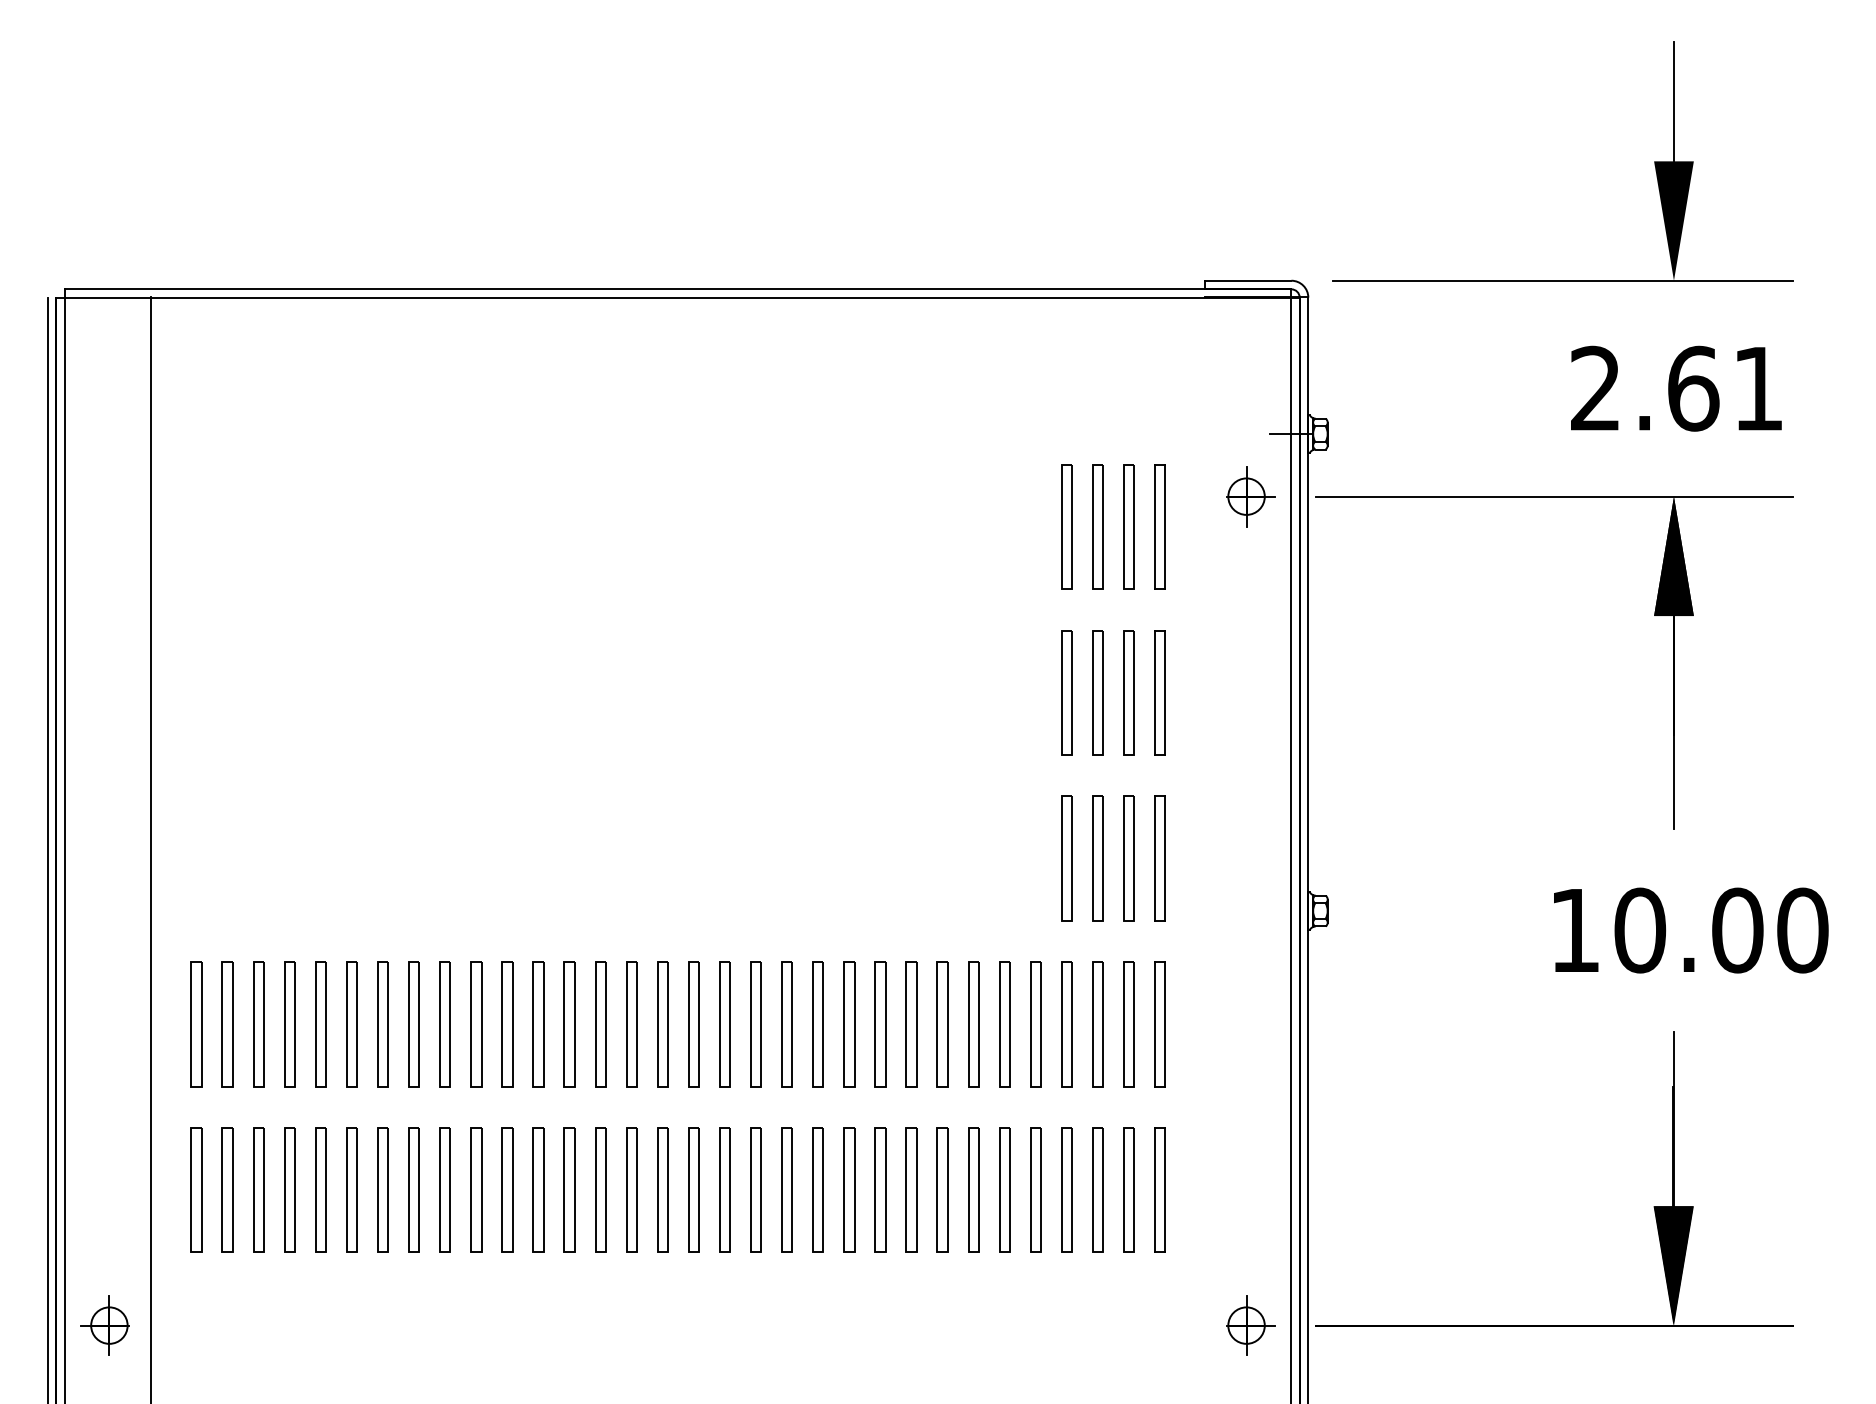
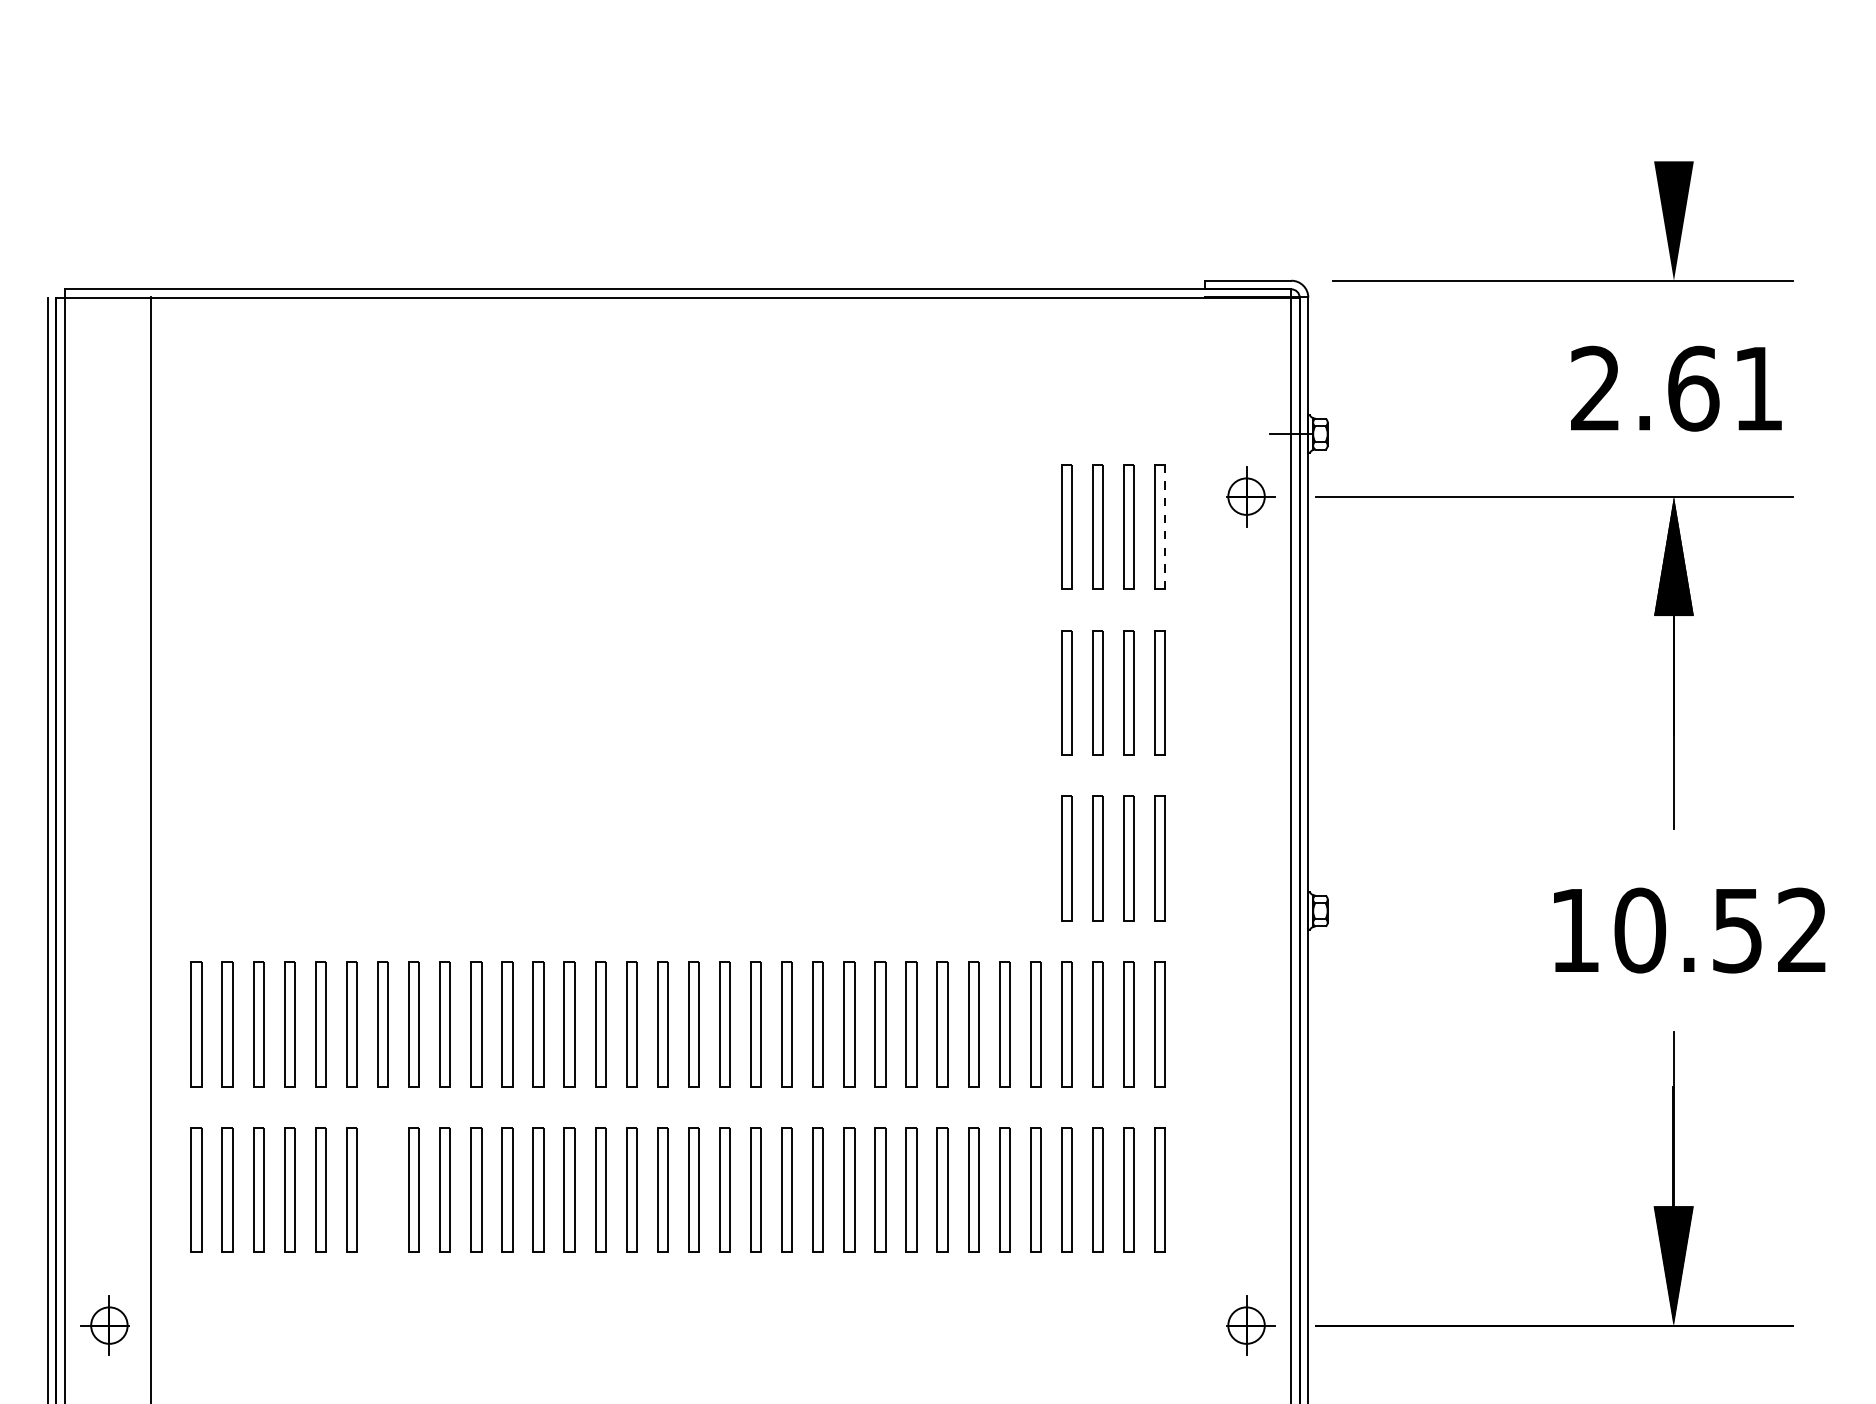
line: present -> none (1673, 101)
line: solid -> dashed (1165, 526)
text: 10.00 -> 10.52 (1770, 930)
part: present -> none (382, 1189)
